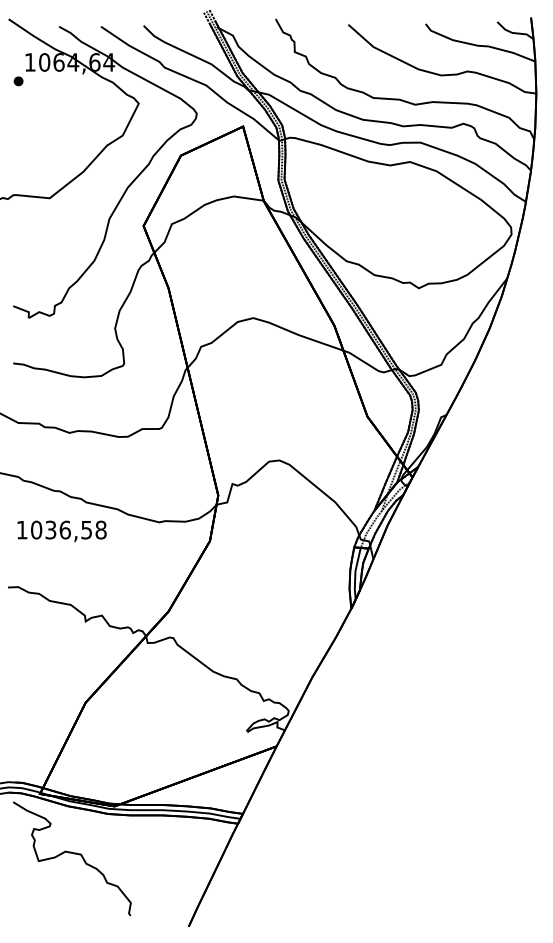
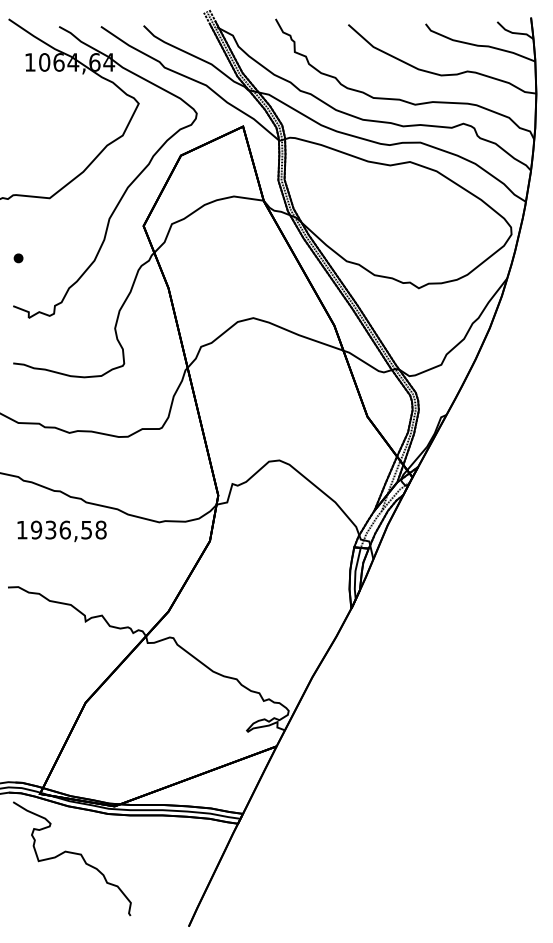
part position: (18, 81) -> (18, 258) (18, 258)
text: 1036,58 -> 1936,58 (36, 530)
